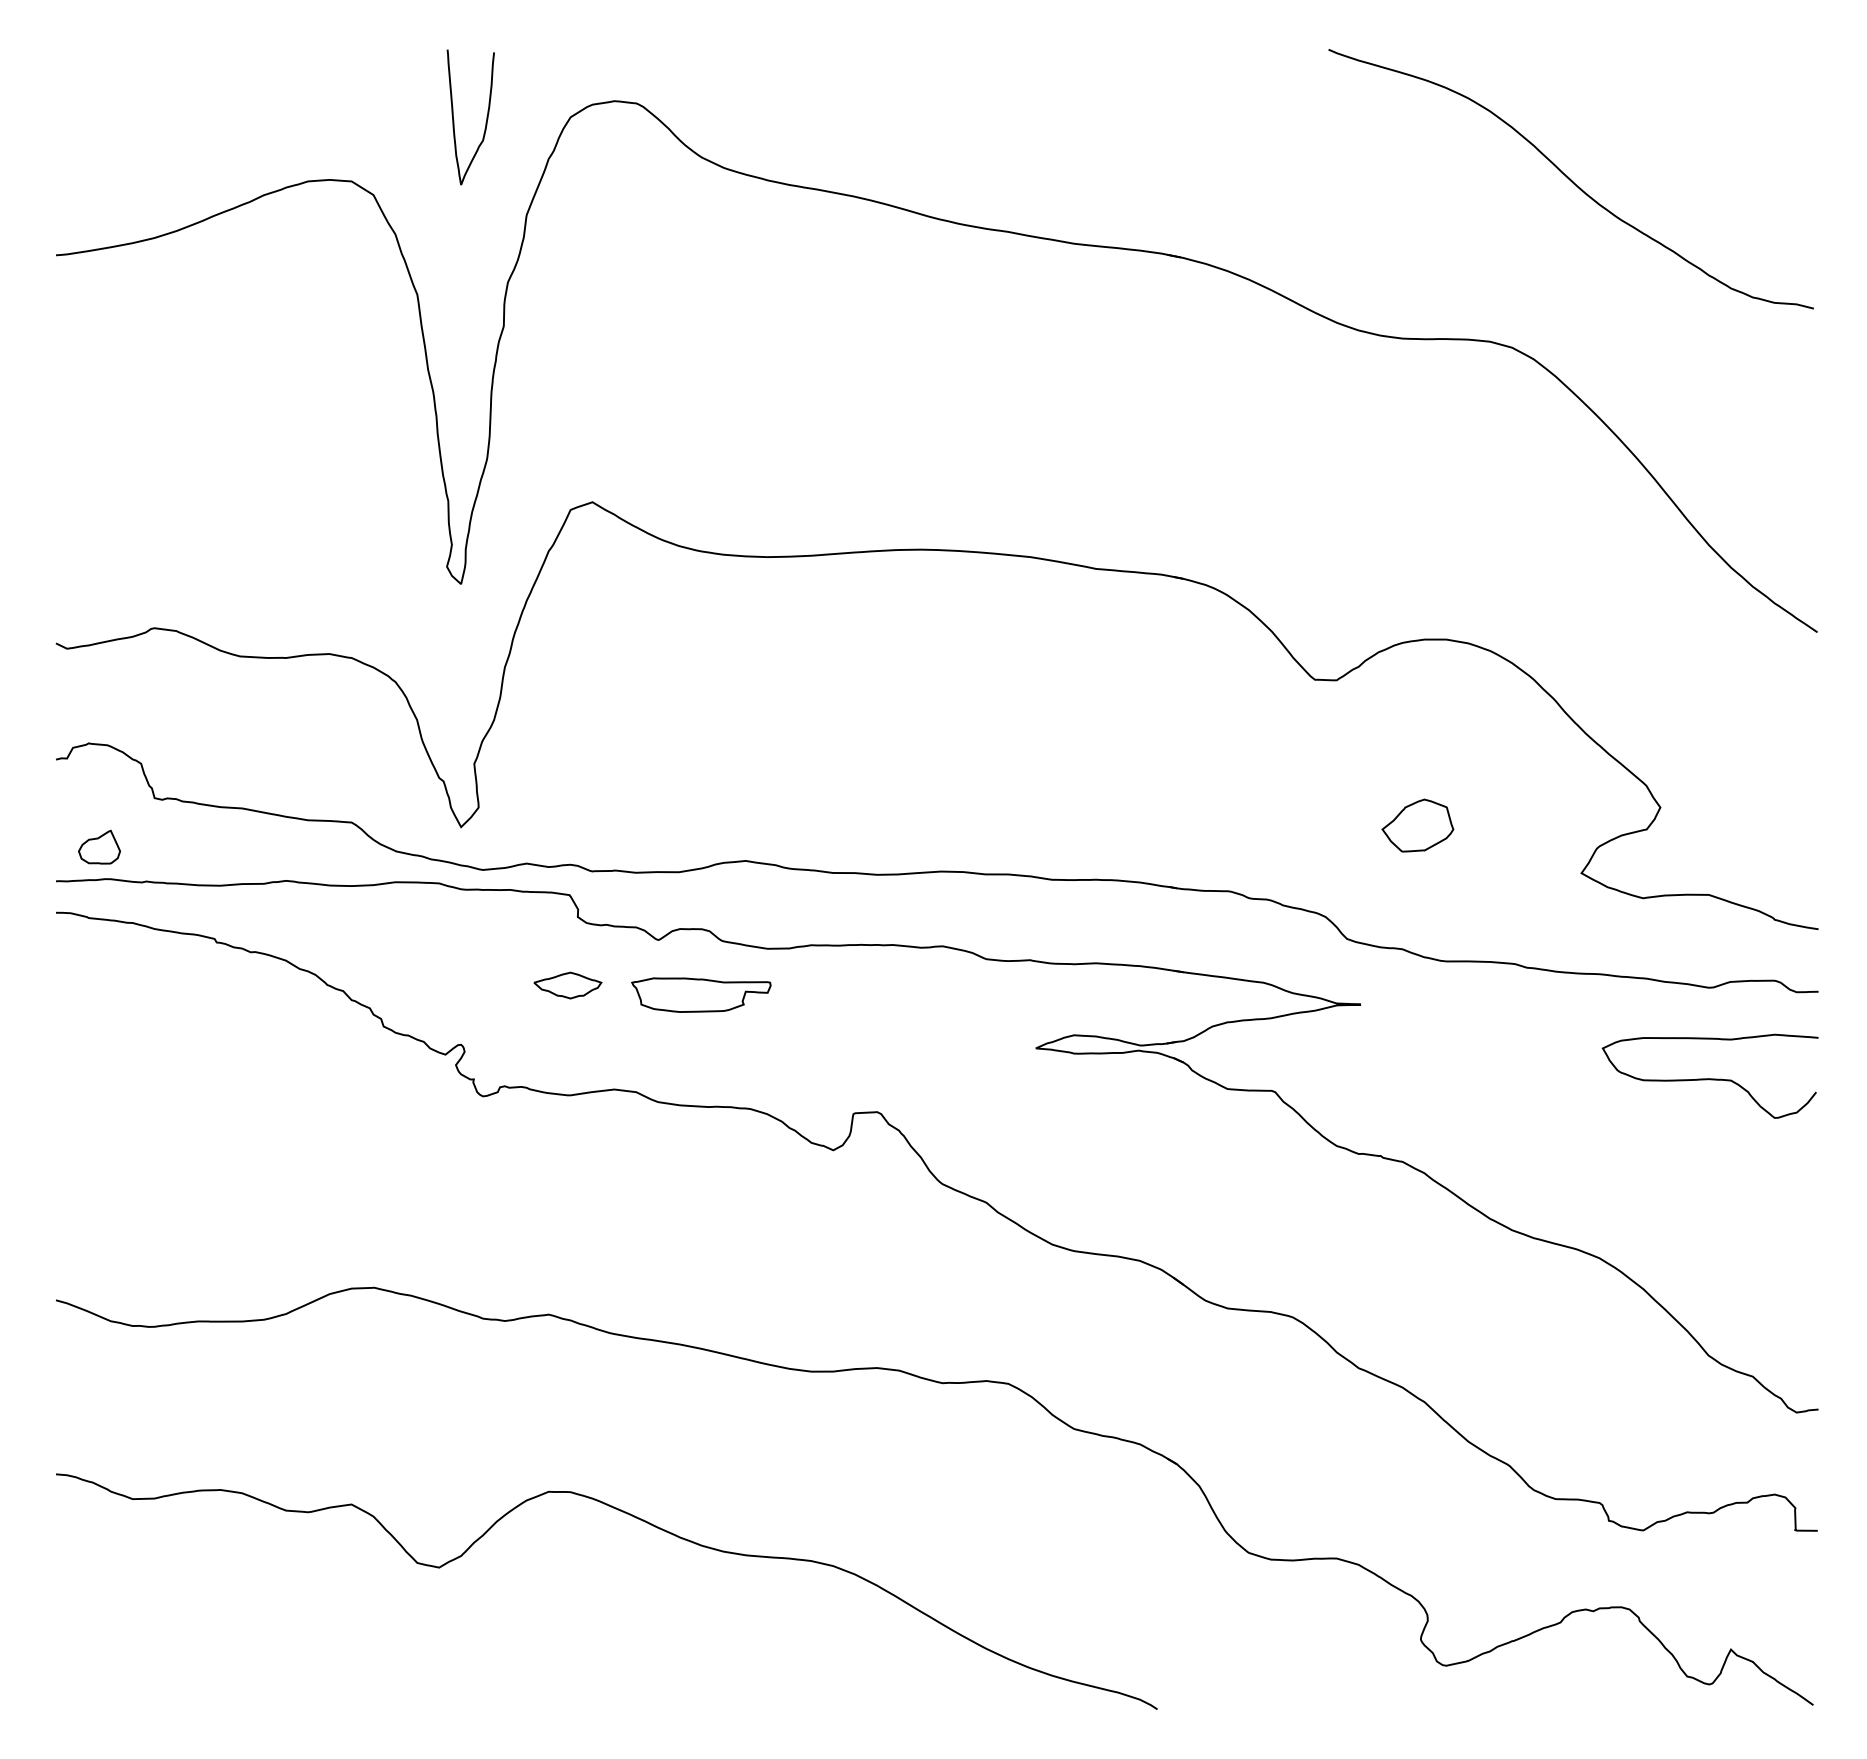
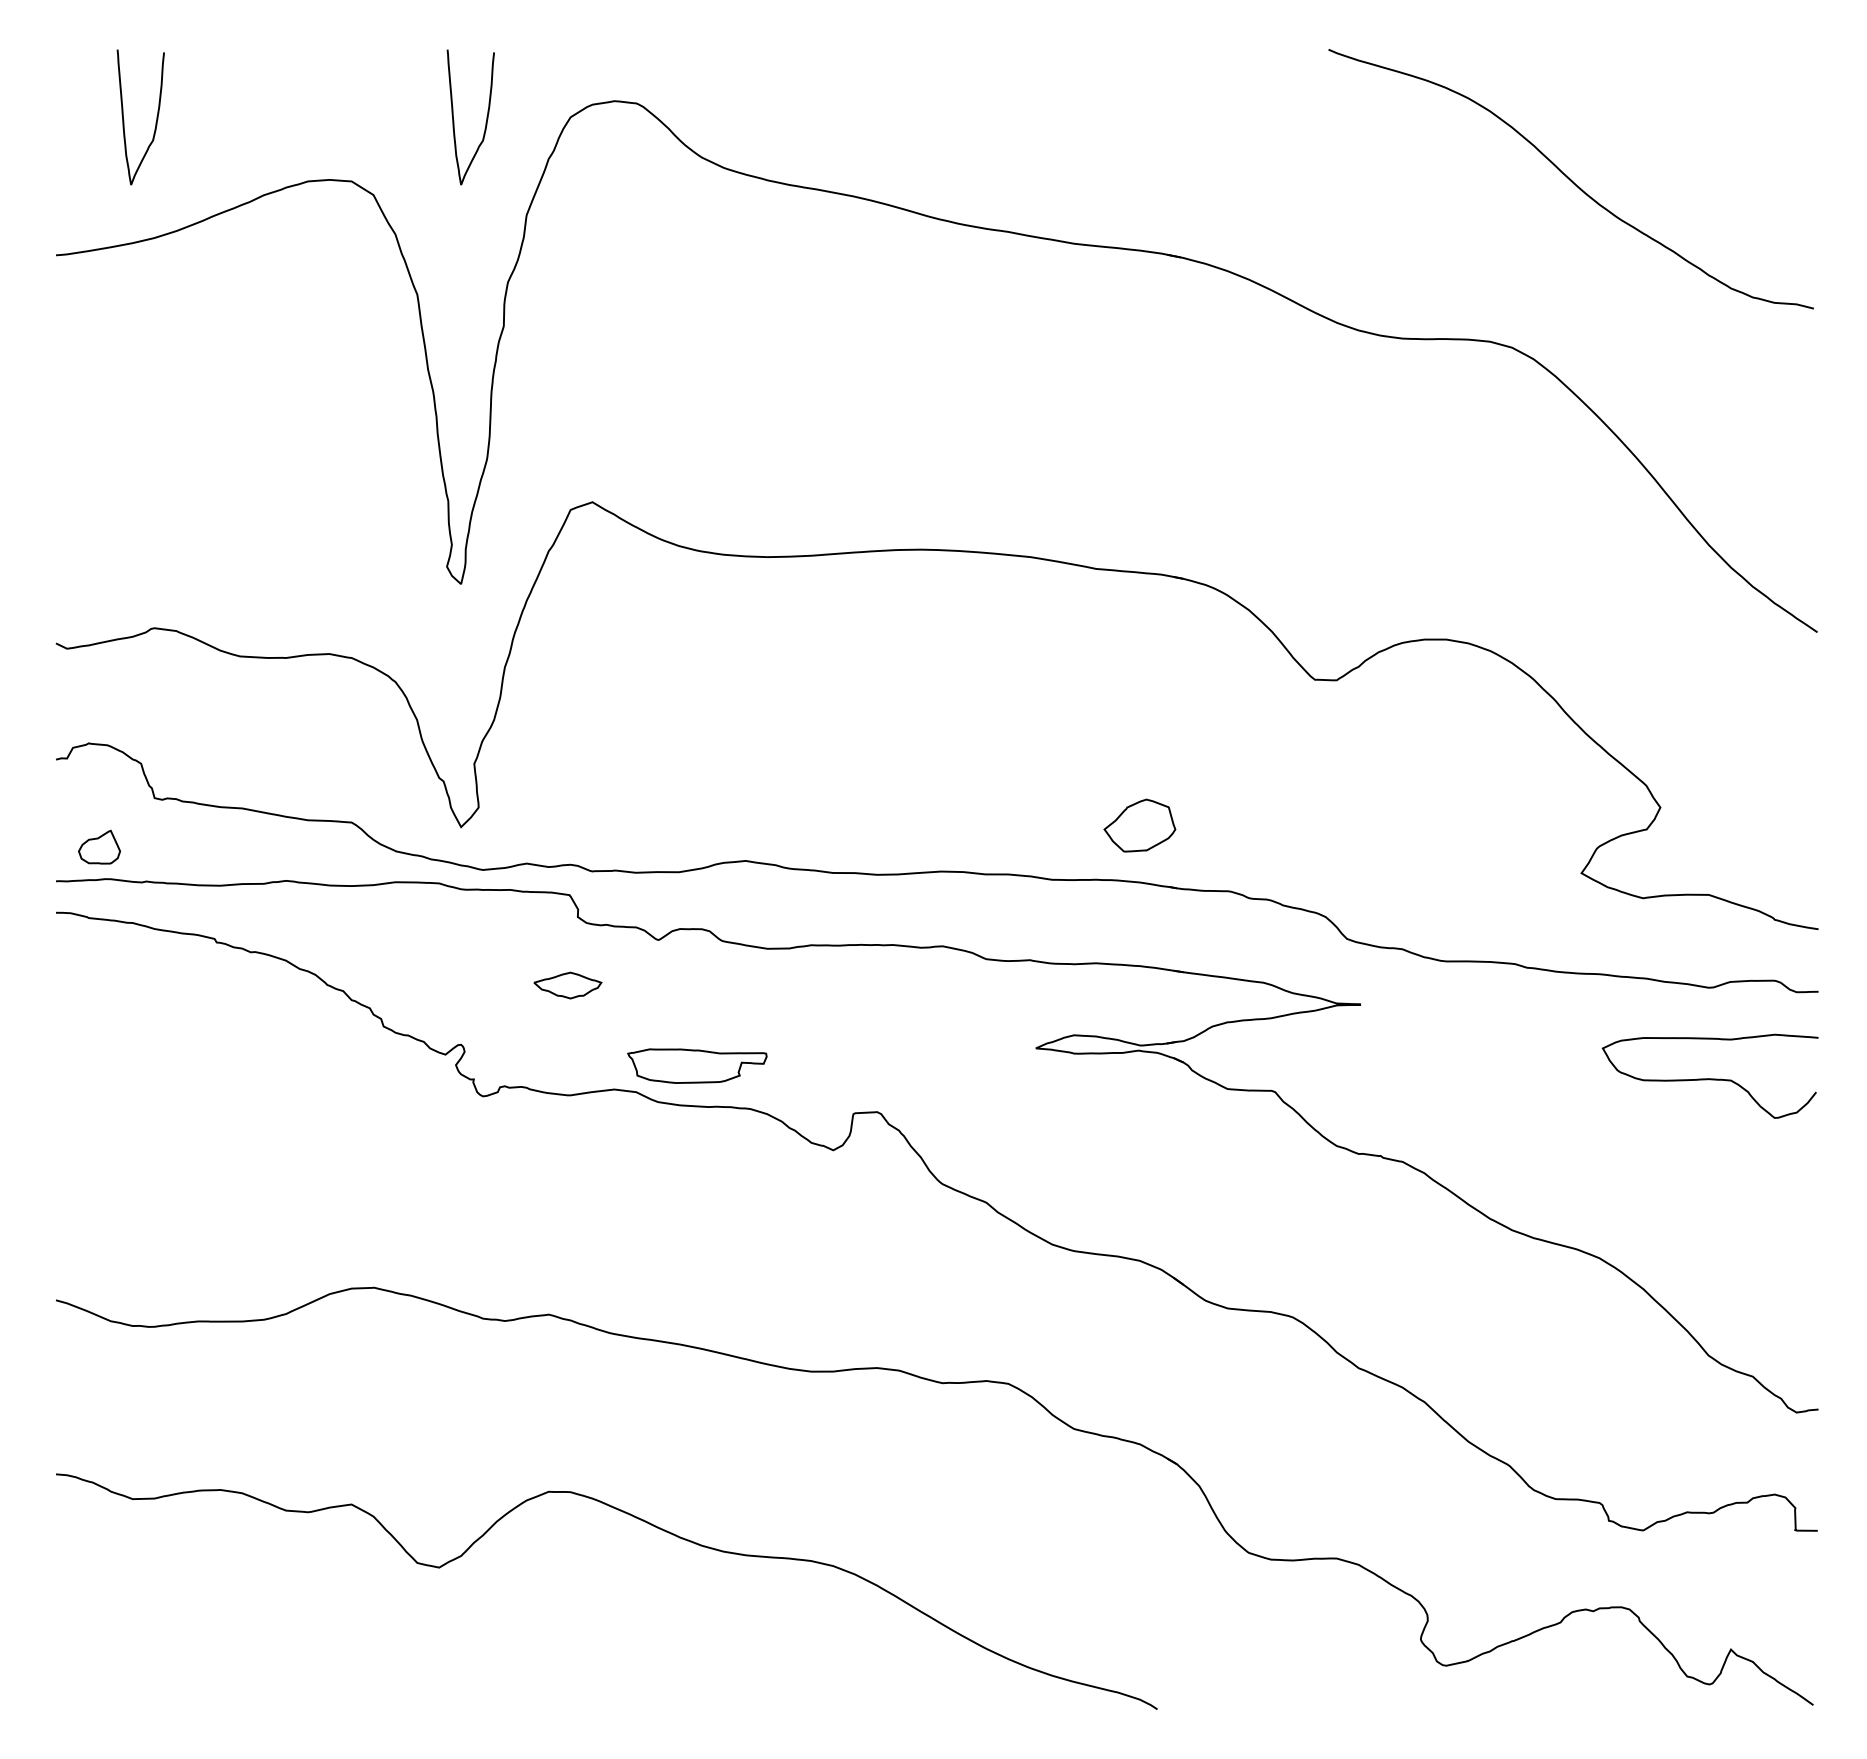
curve: none -> present (155, 122)
part position: (1417, 825) -> (1139, 825) (1139, 825)
part position: (701, 994) -> (697, 1065) (697, 1065)
